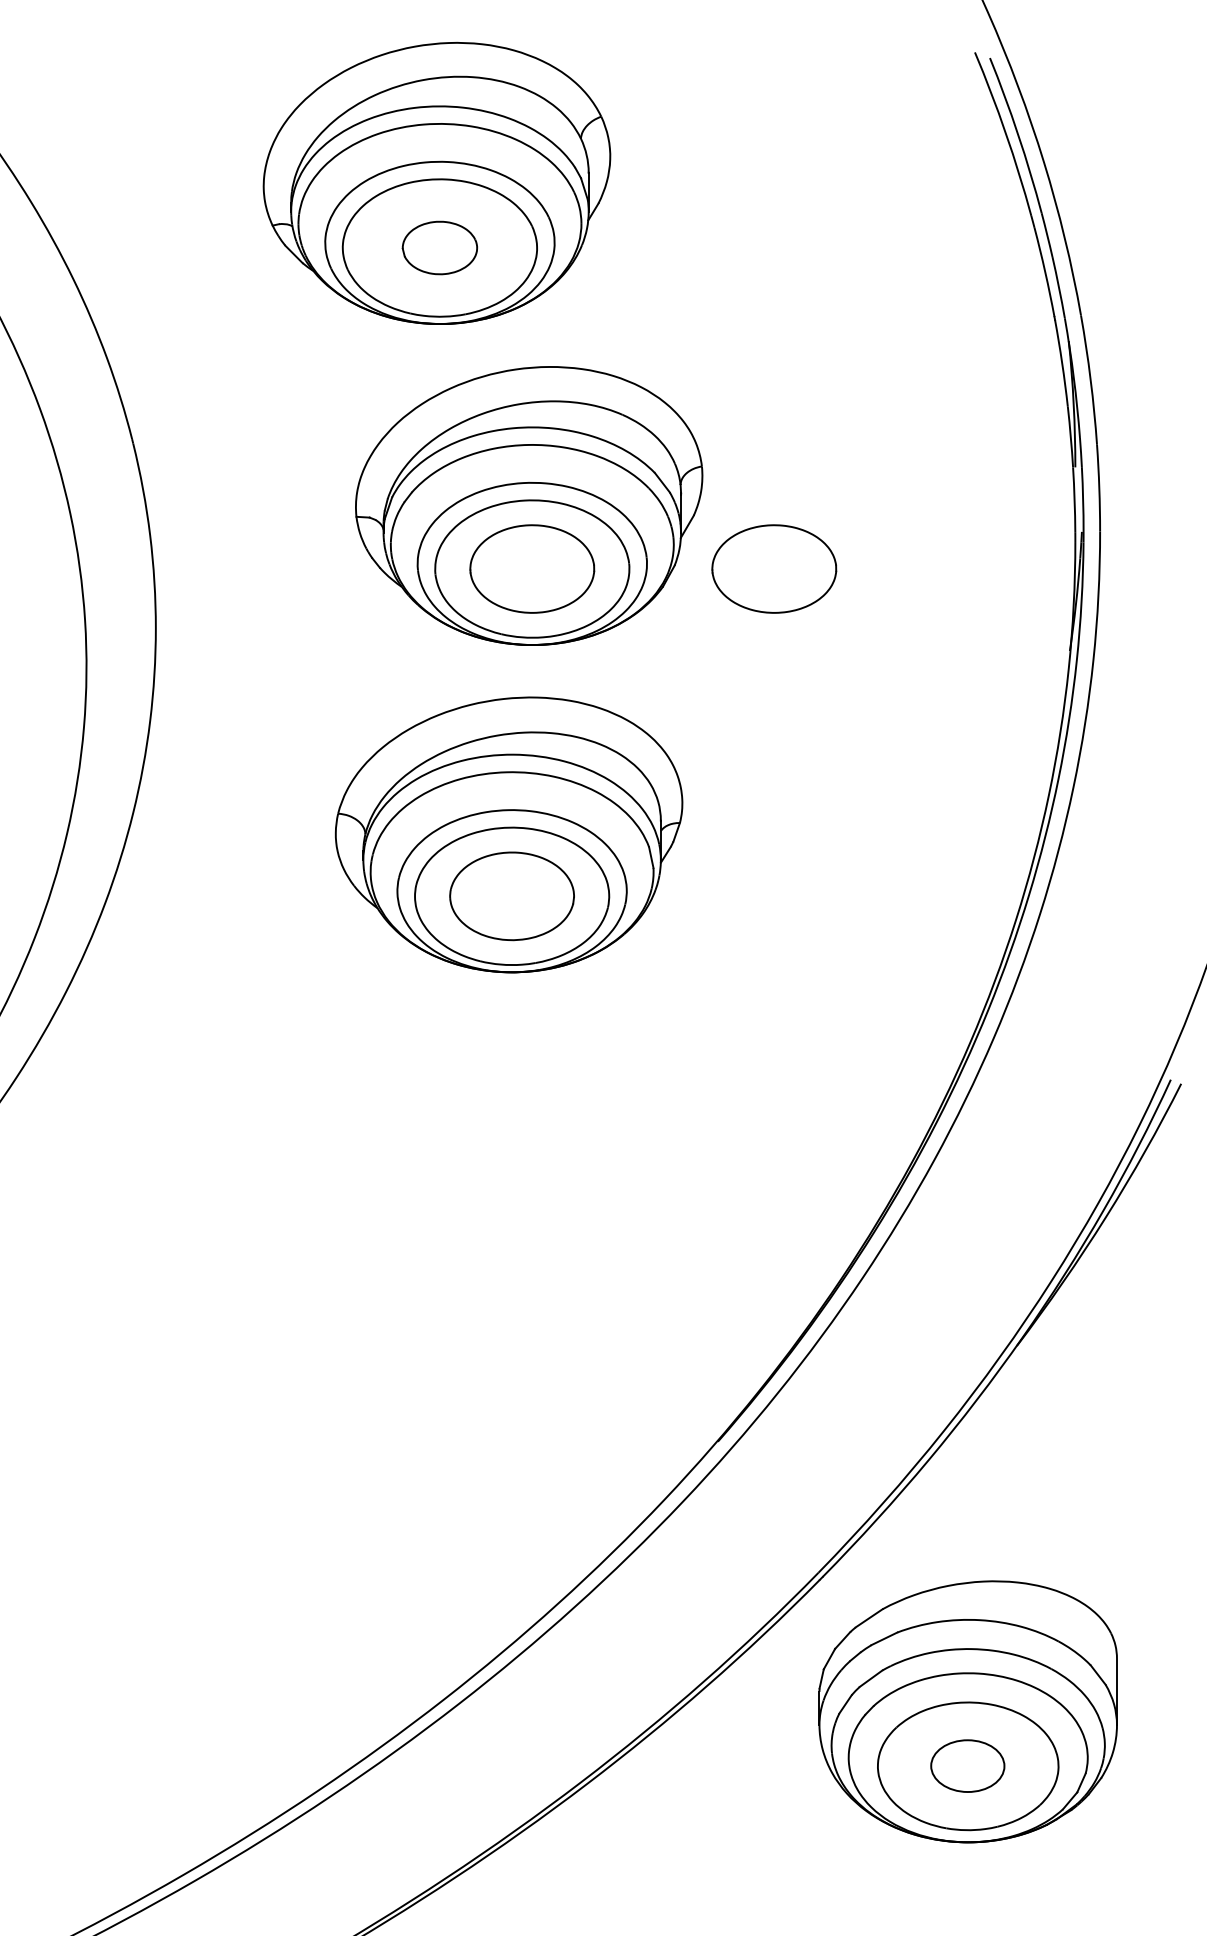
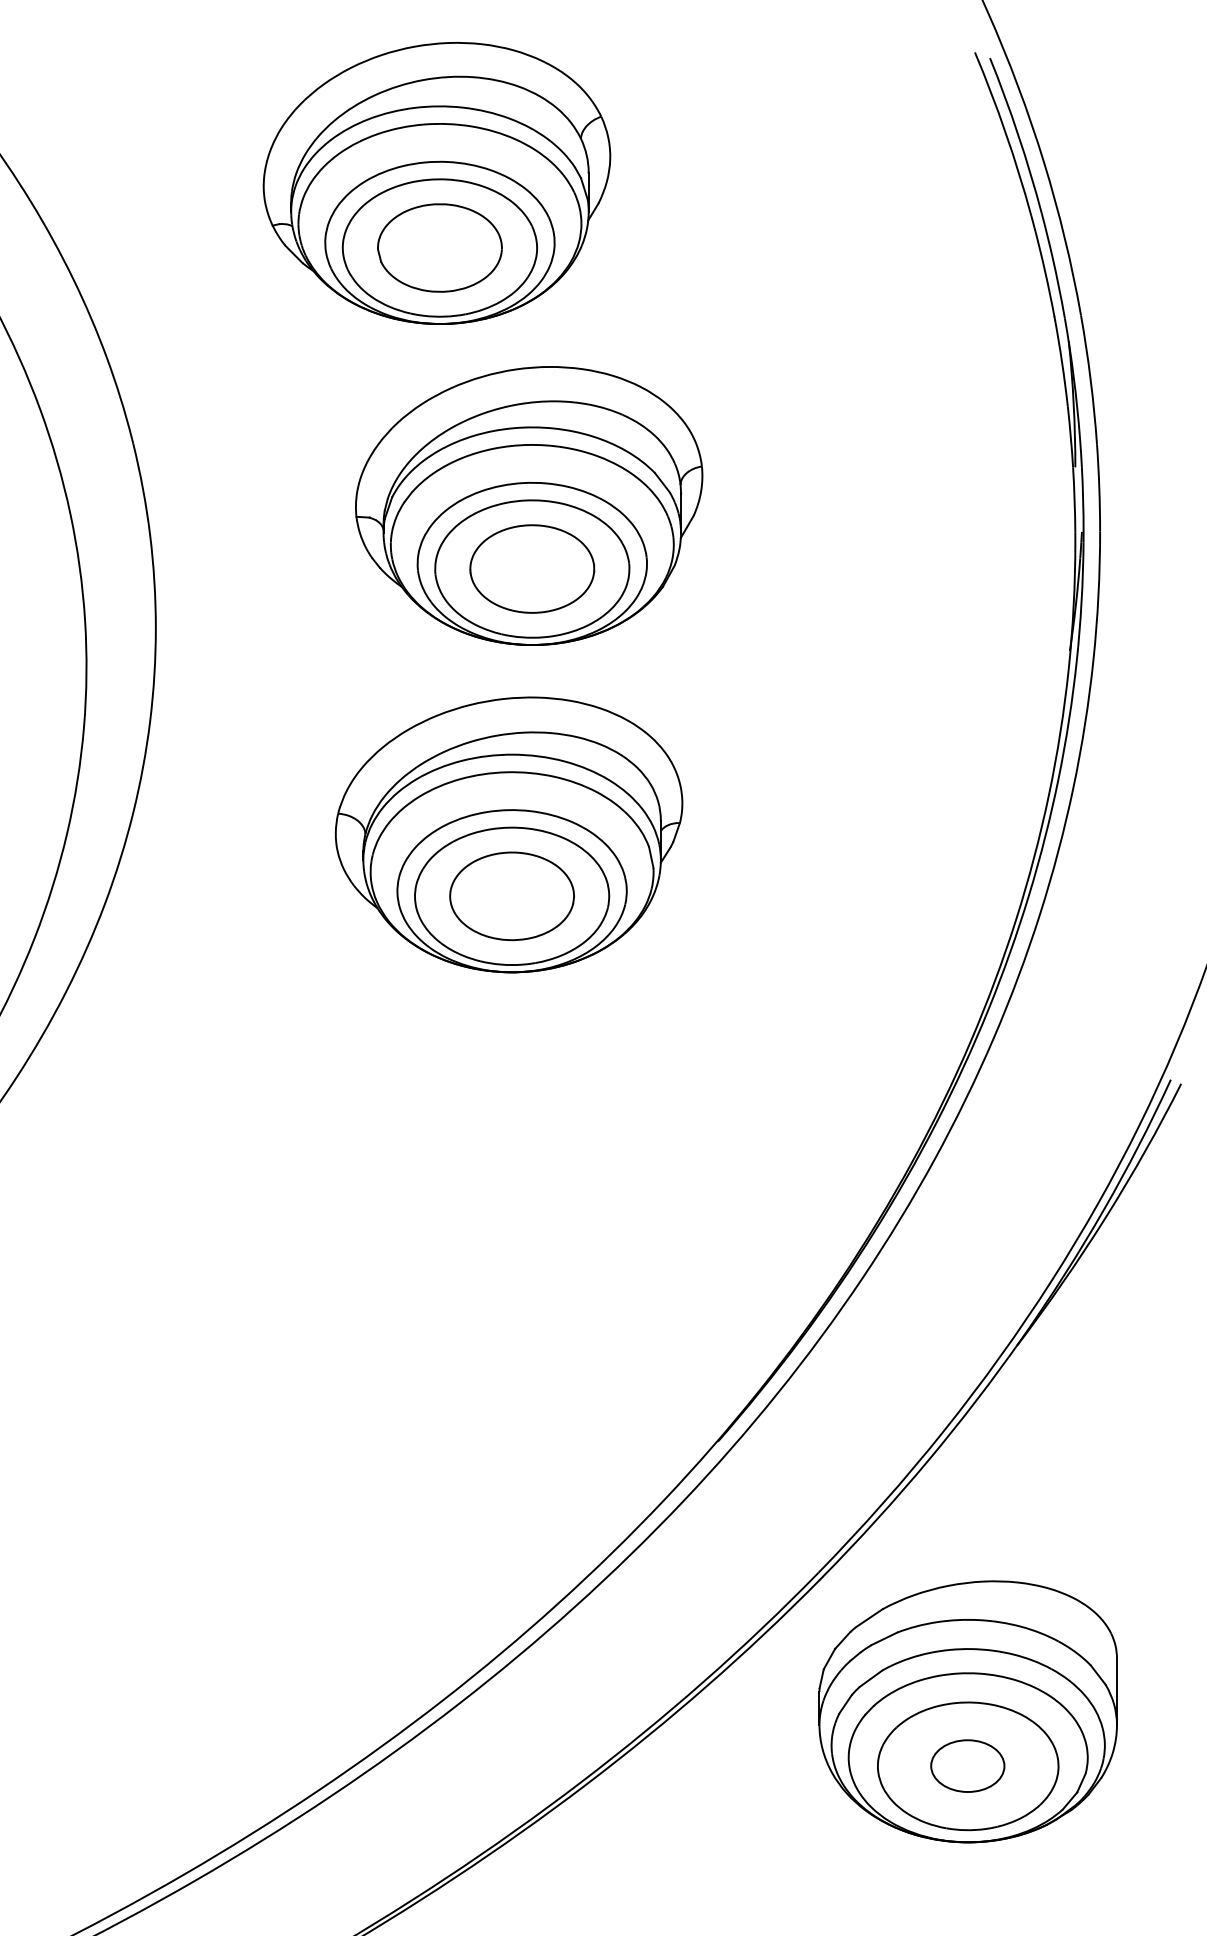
part size: 77x56 px -> 126x90 px (439, 247)
part: present -> none (774, 568)
